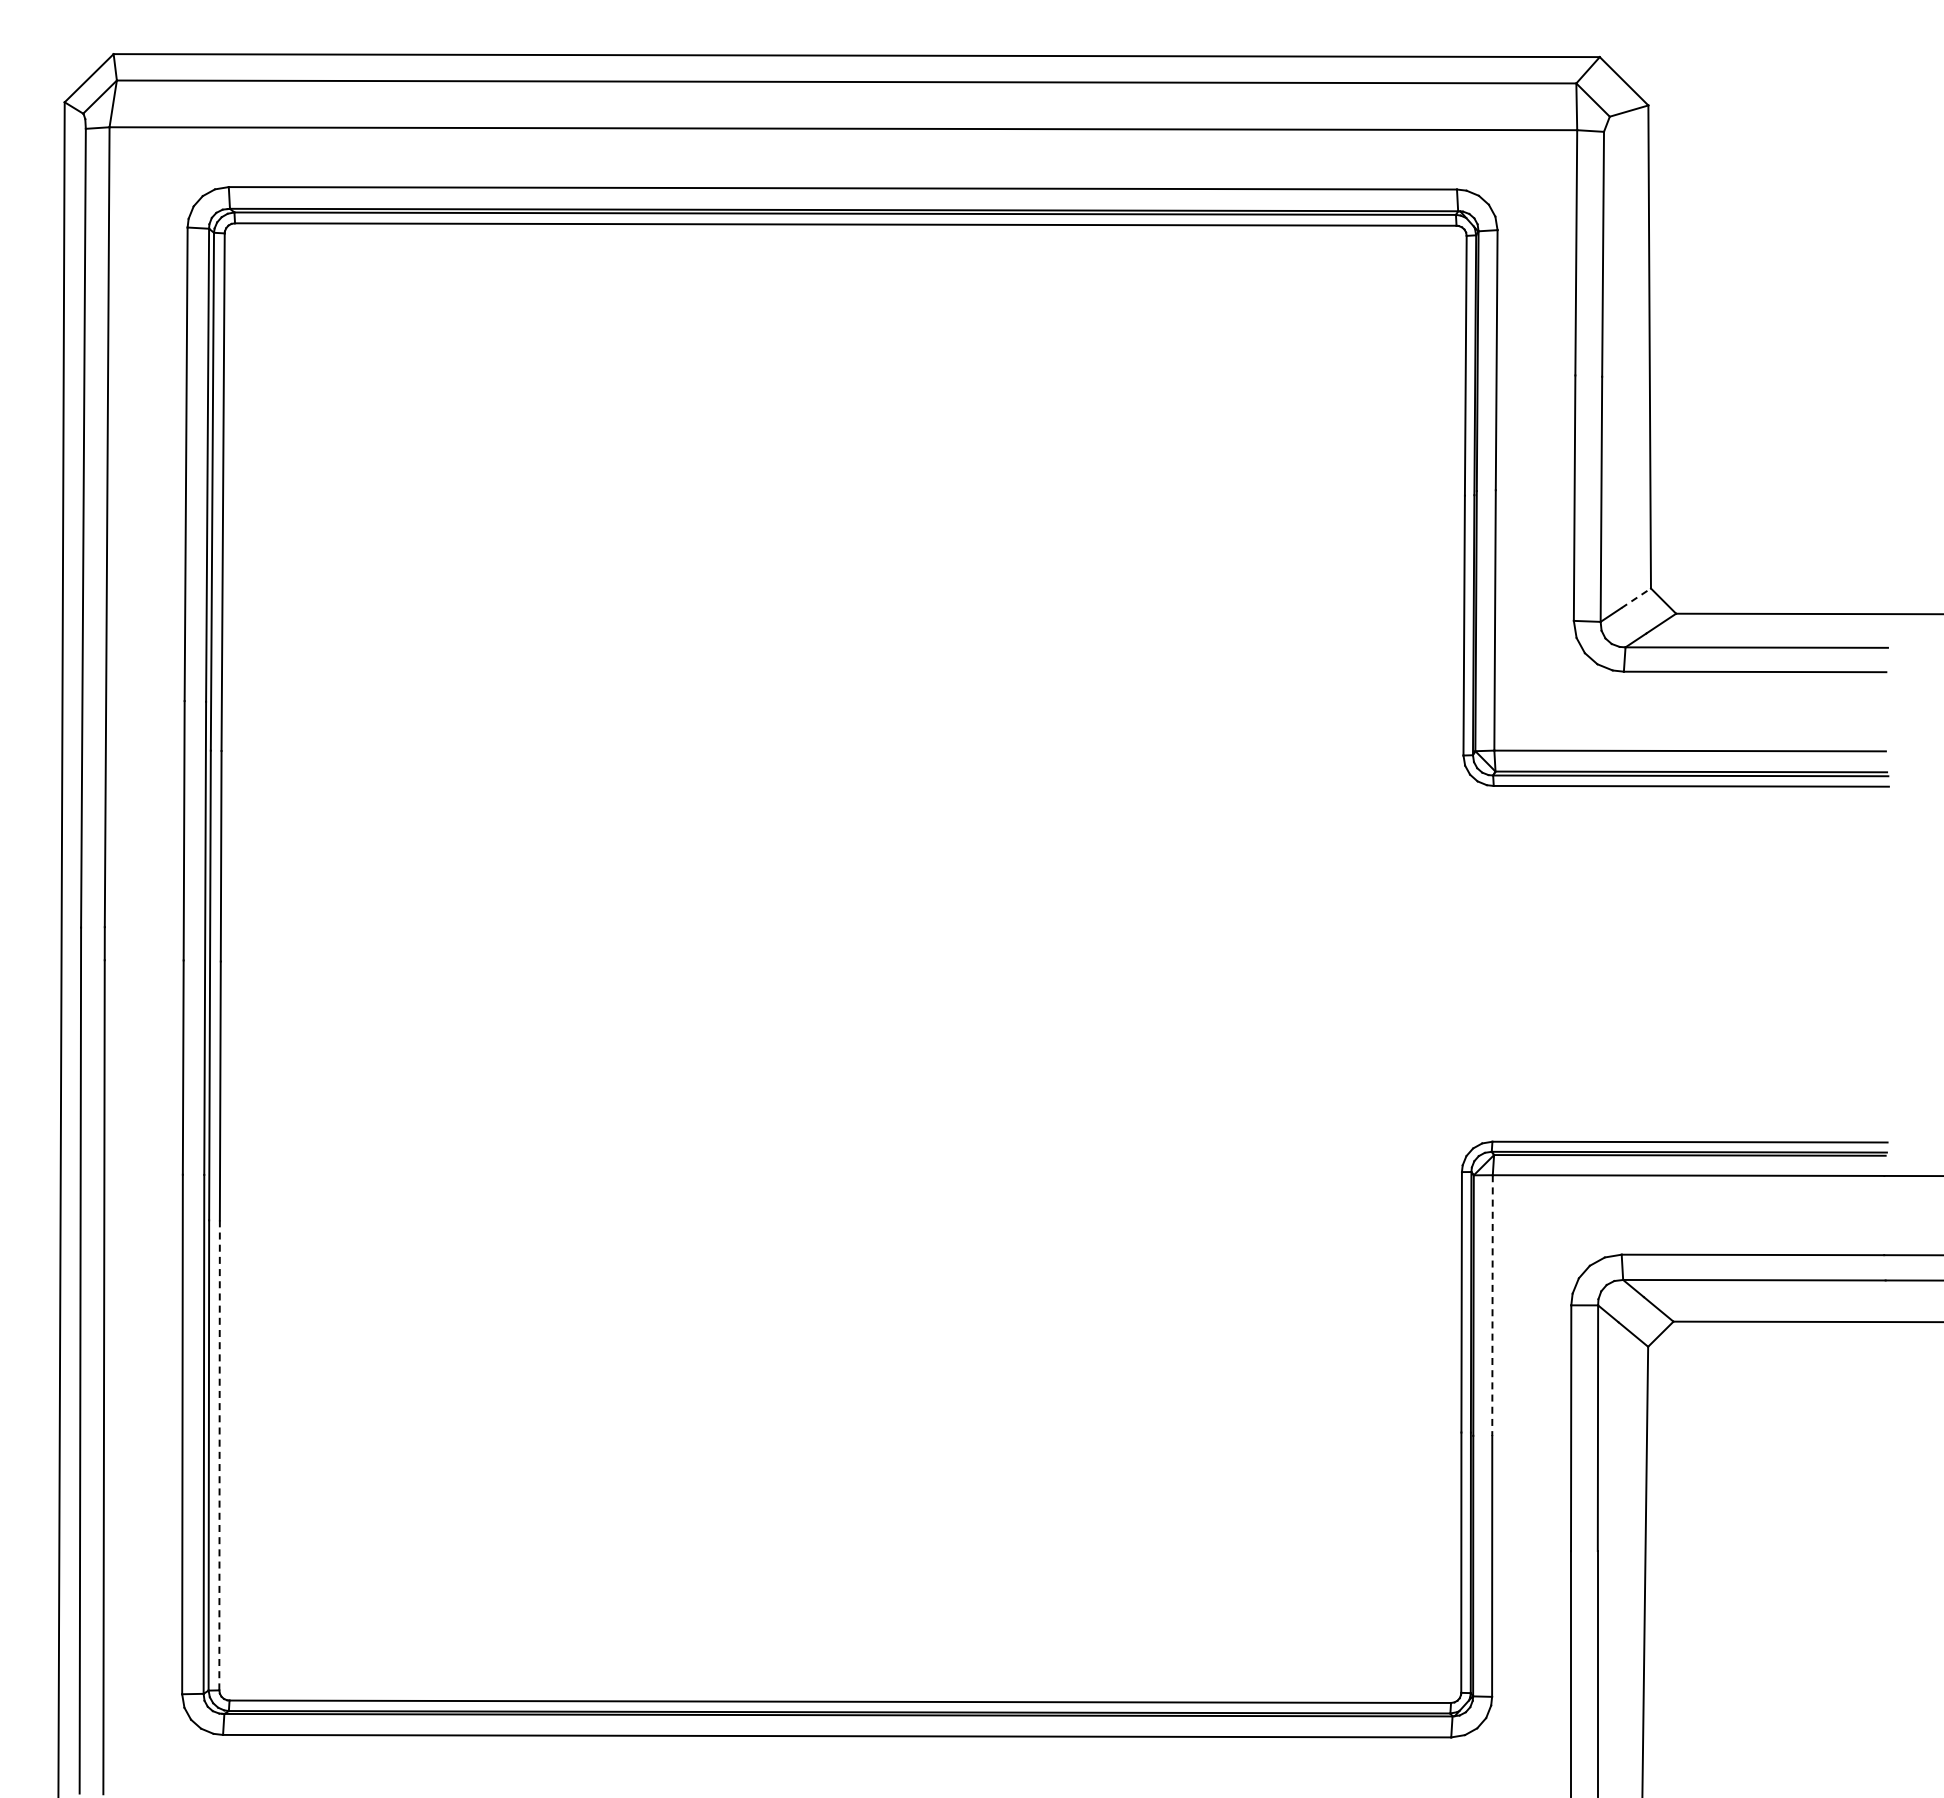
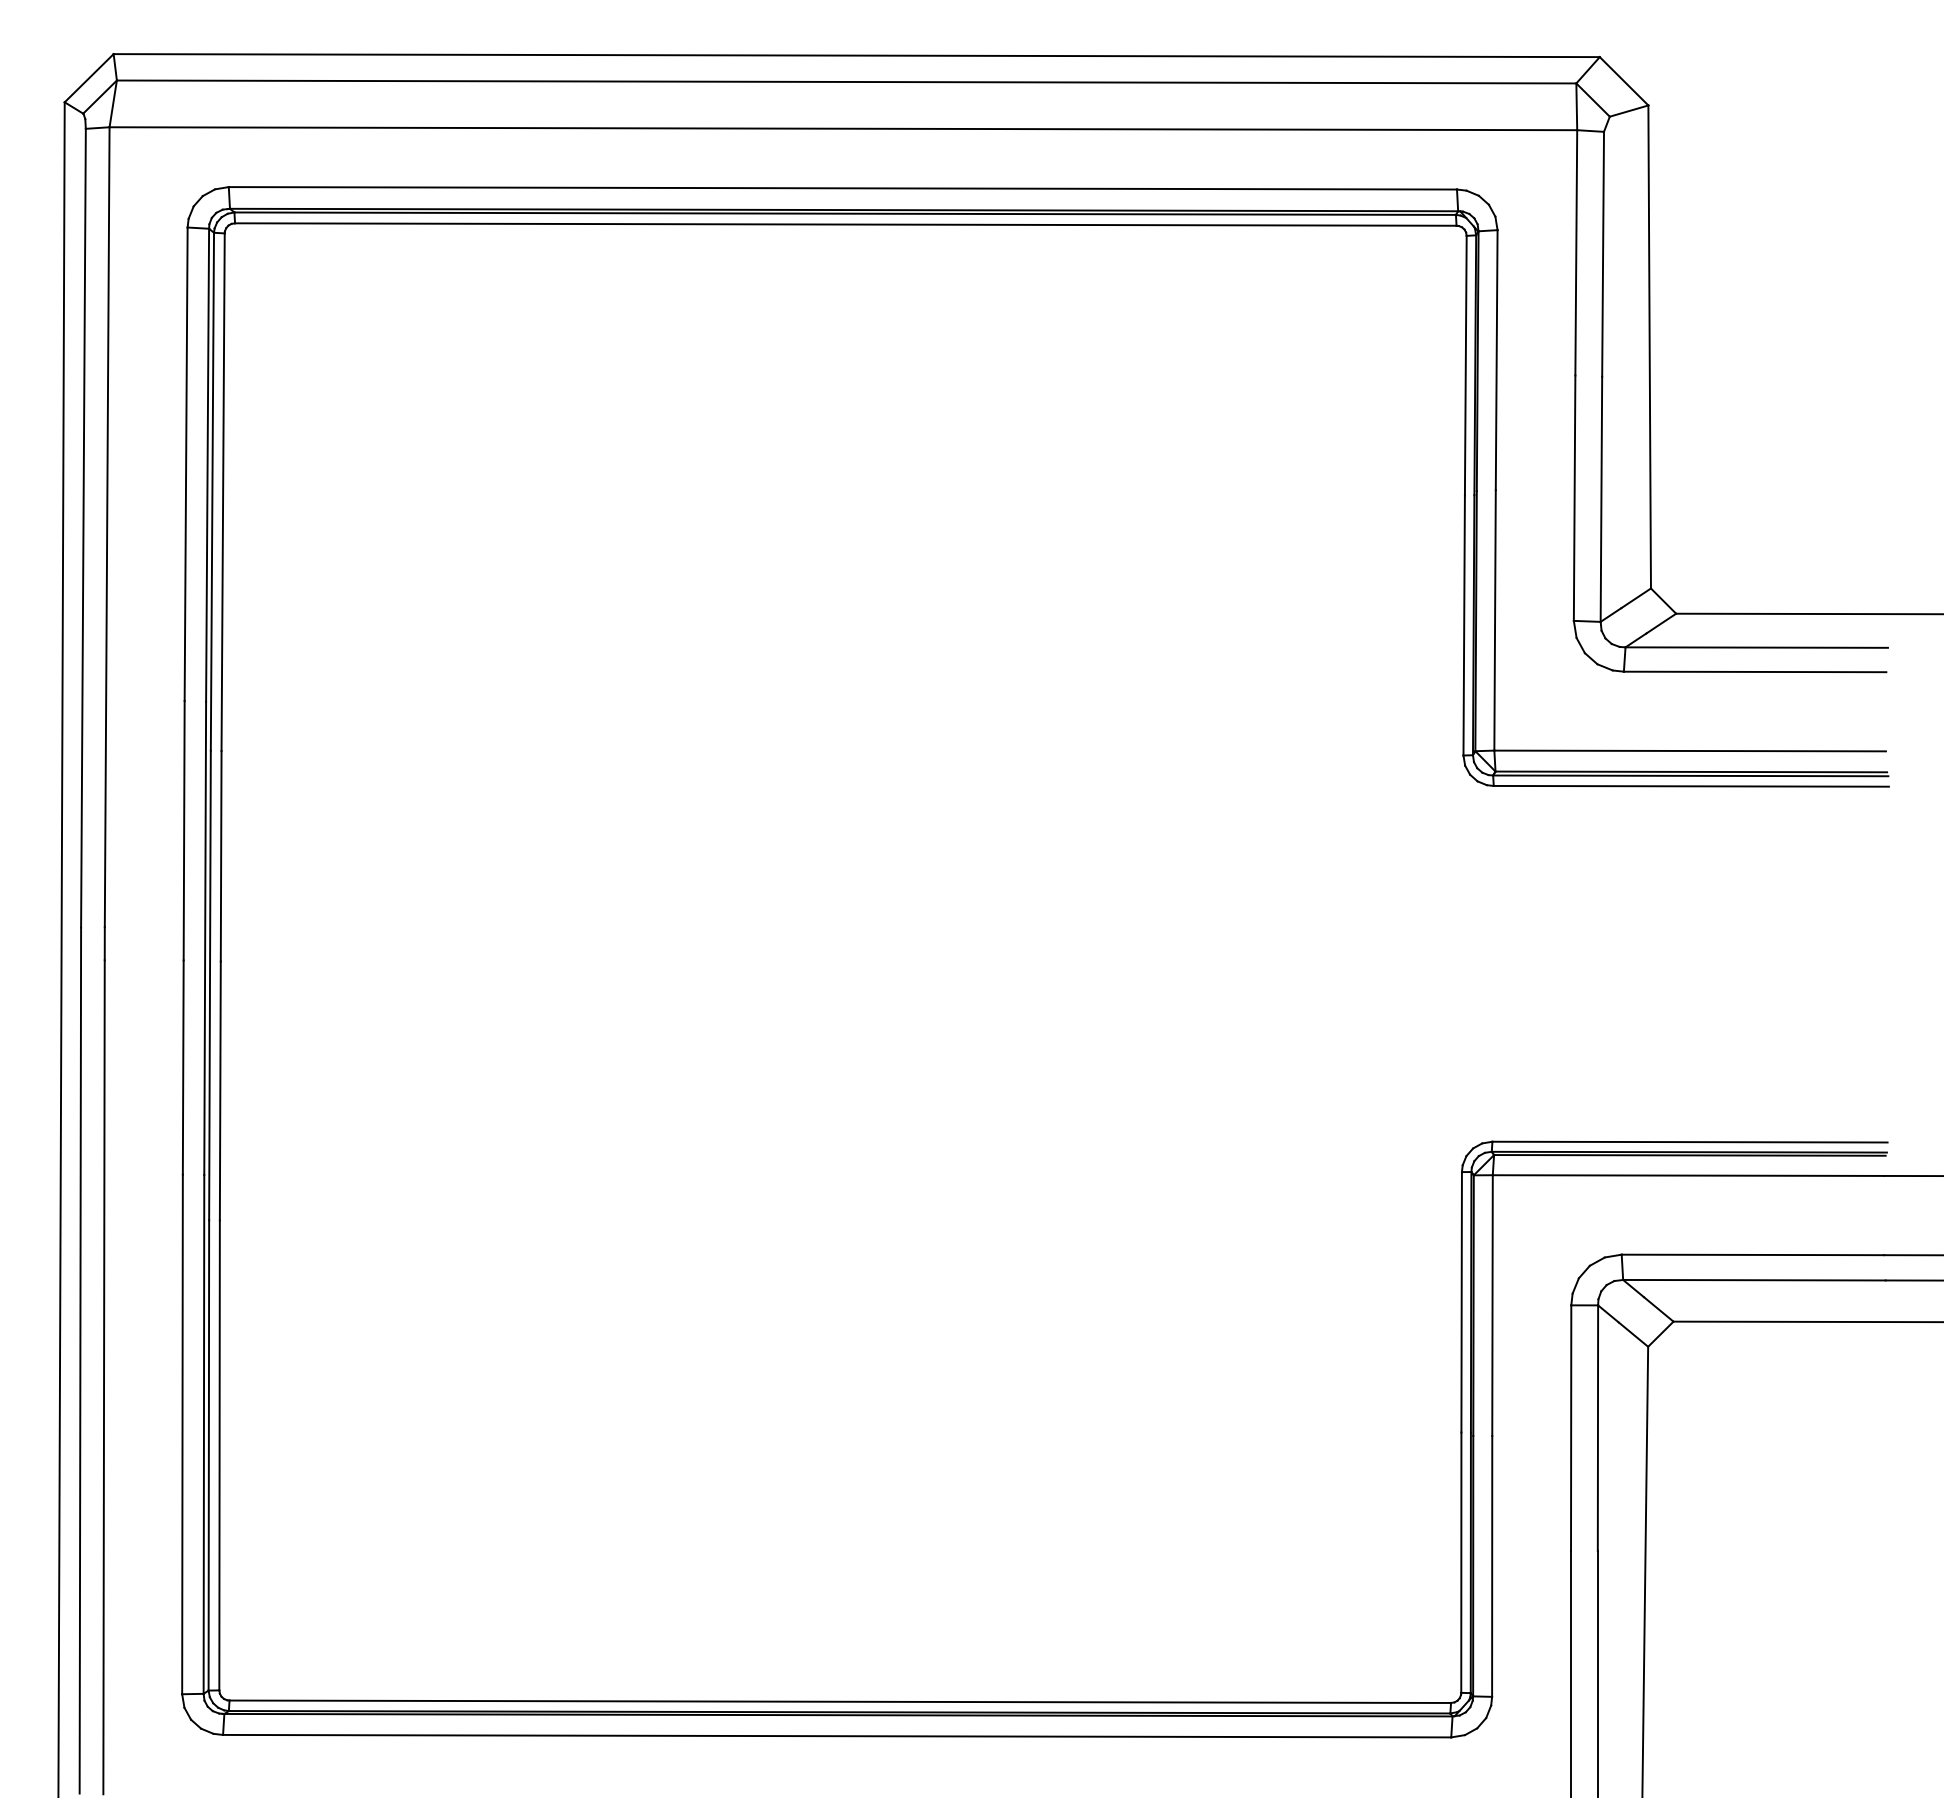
line: dashed -> solid (1636, 598)
line: dashed -> solid (1492, 1306)
line: dashed -> solid (219, 1455)
